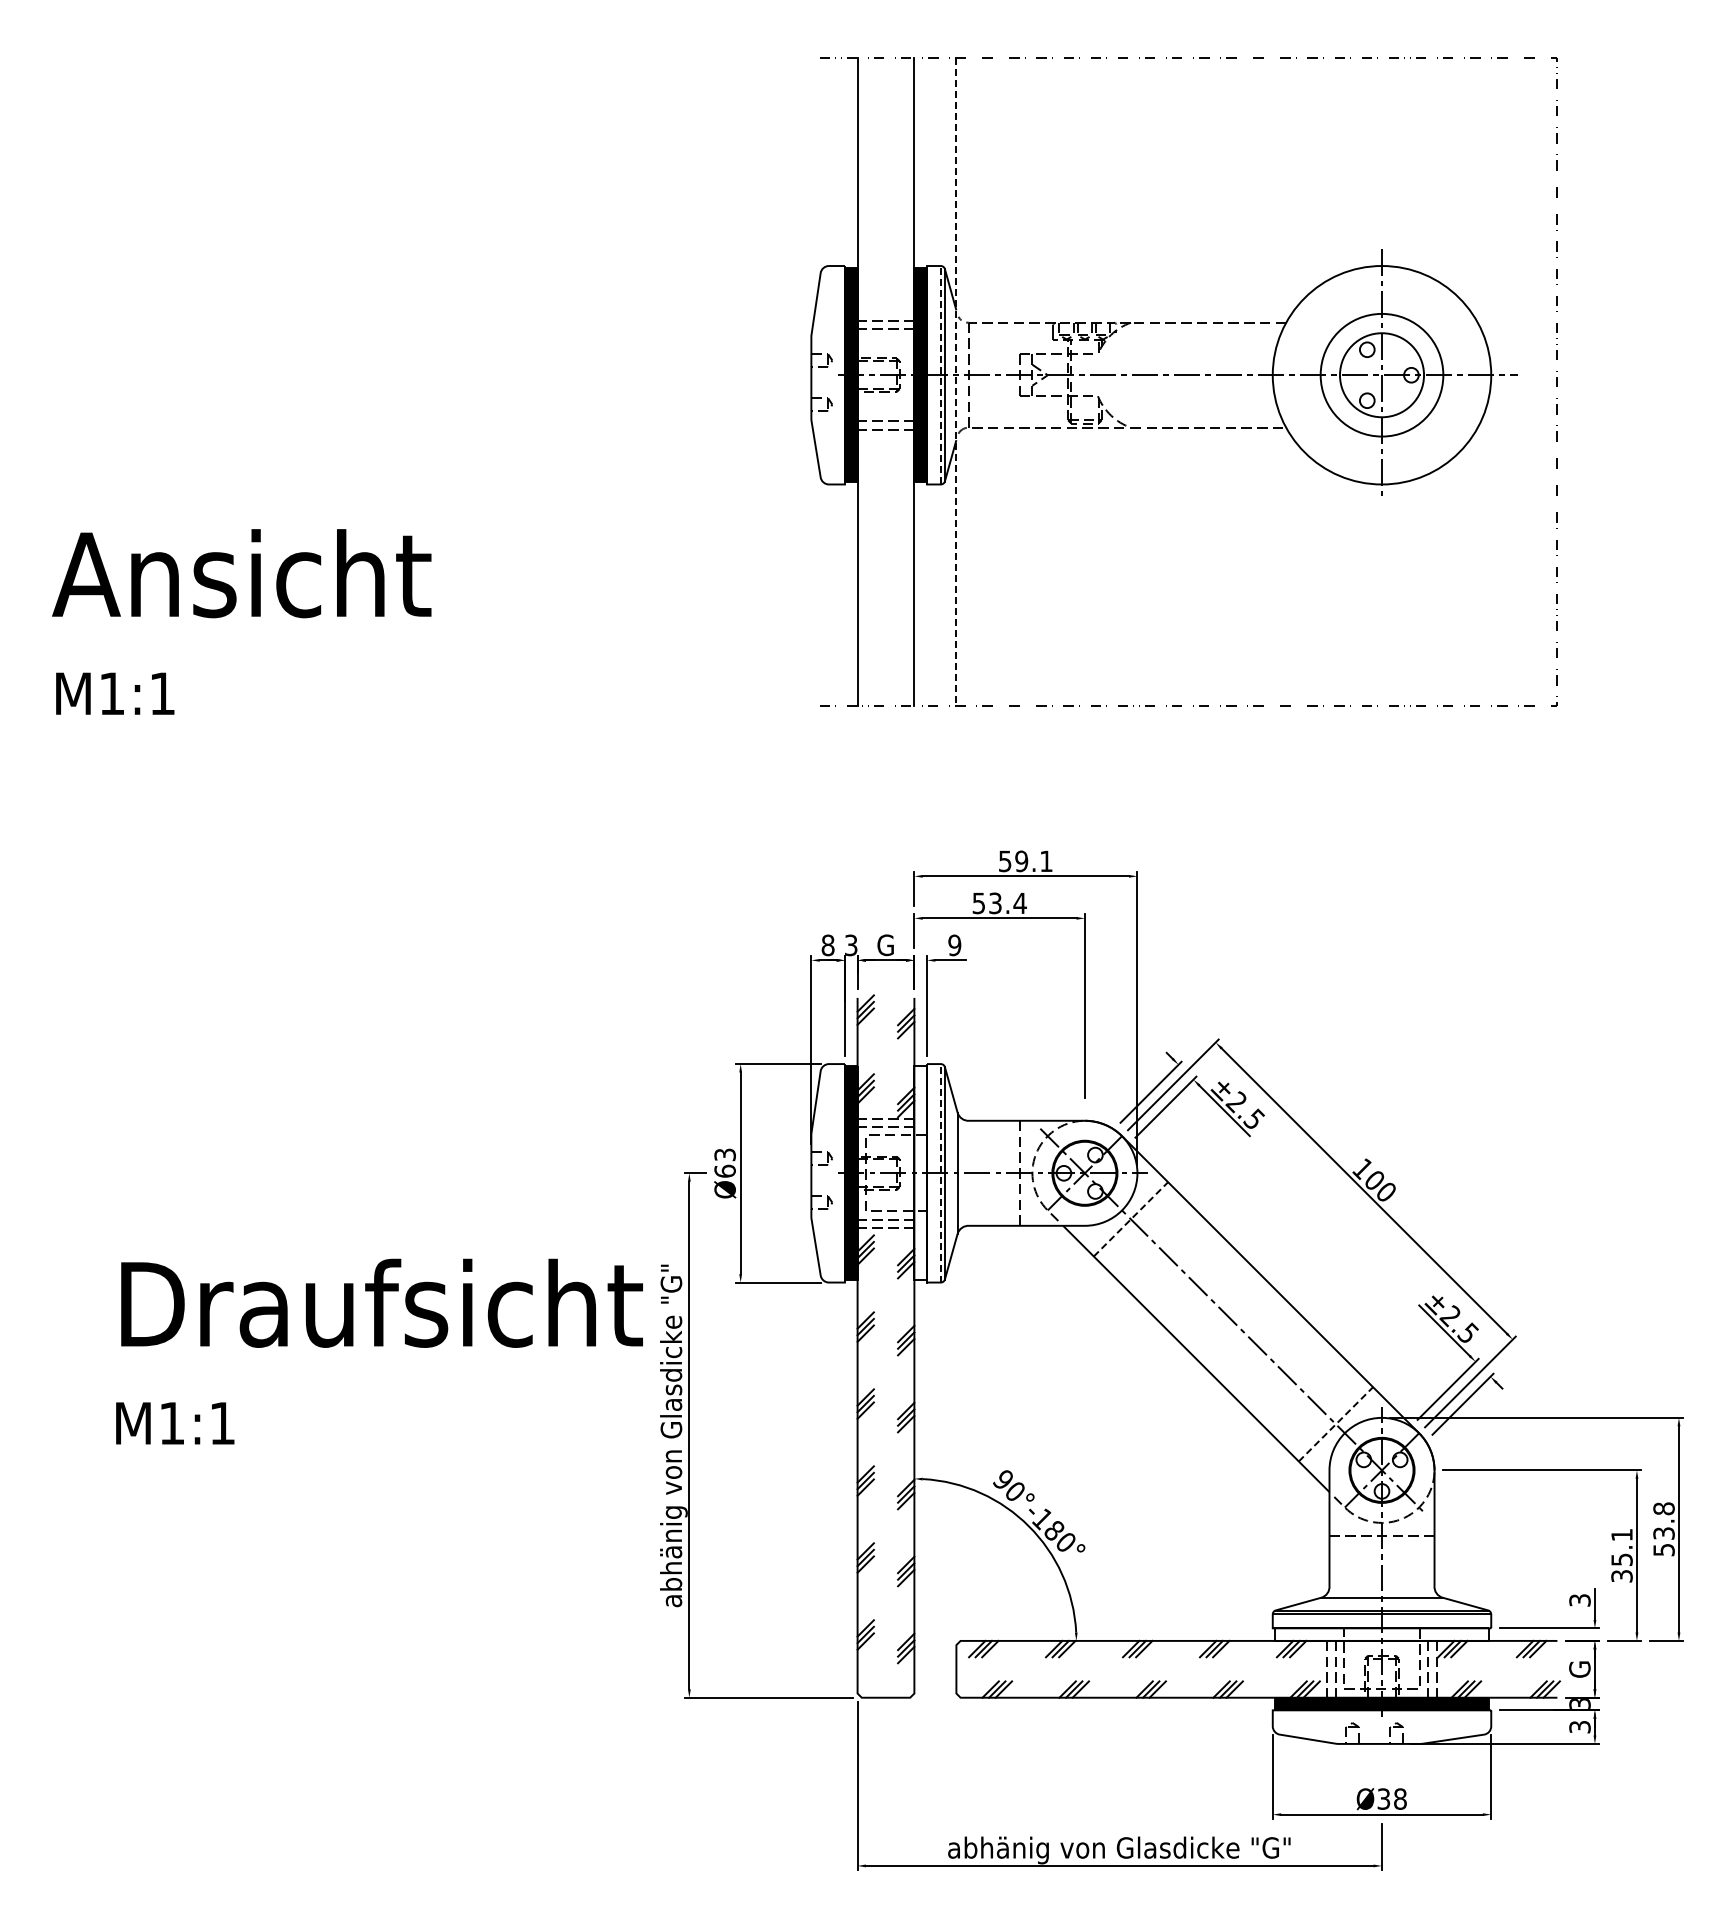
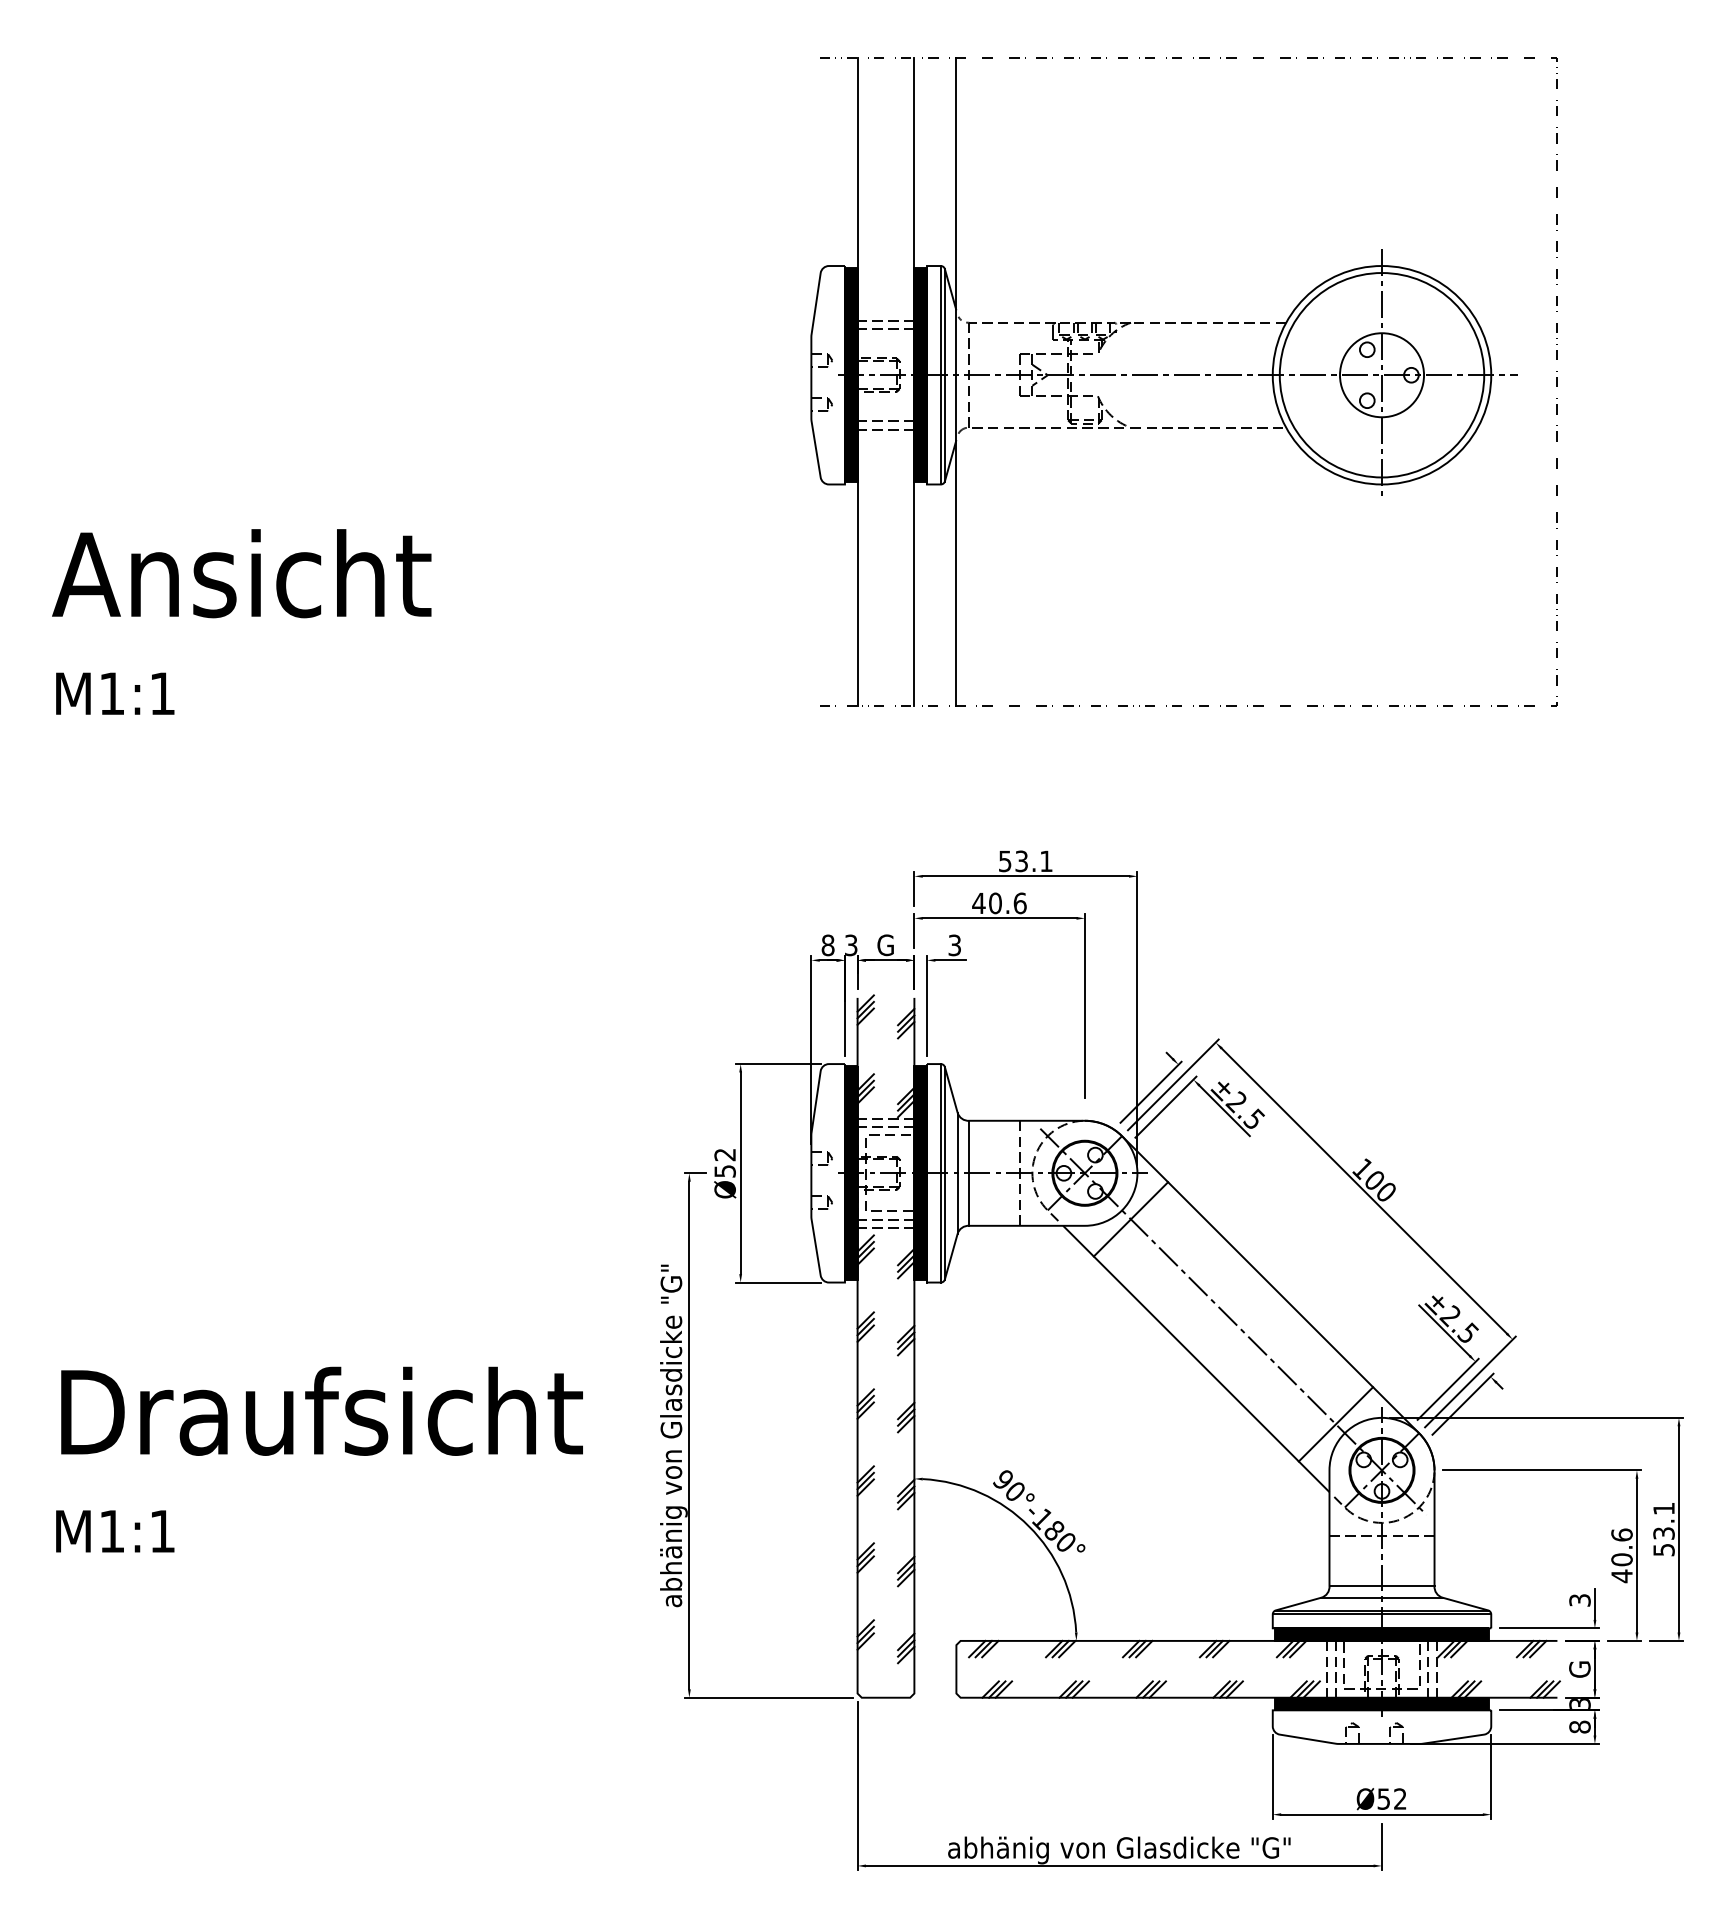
line: dashed -> solid (940, 374)
circle diameter: 123 px -> 204 px (1381, 375)
line: dashed -> solid (956, 382)
text: 59.1 -> 53.1 (1021, 860)
text: 53.4 -> 40.6 (999, 903)
text: 9 -> 3 (954, 945)
text: Ø63 -> Ø52 (724, 1162)
line: dashed -> solid (940, 1172)
line: none -> present (969, 1172)
fill: none -> present (920, 1173)
line: dashed -> solid (1130, 1219)
text position: (379, 1351) -> (319, 1459) (319, 1459)
line: dashed -> solid (1335, 1424)
text: 53.8 -> 53.1 (1663, 1508)
text: 35.1 -> 40.6 (1621, 1555)
line: none -> present (1381, 1585)
fill: none -> present (1381, 1634)
text: 3 -> 8 (1579, 1726)
text: Ø38 -> Ø52 (1392, 1798)
